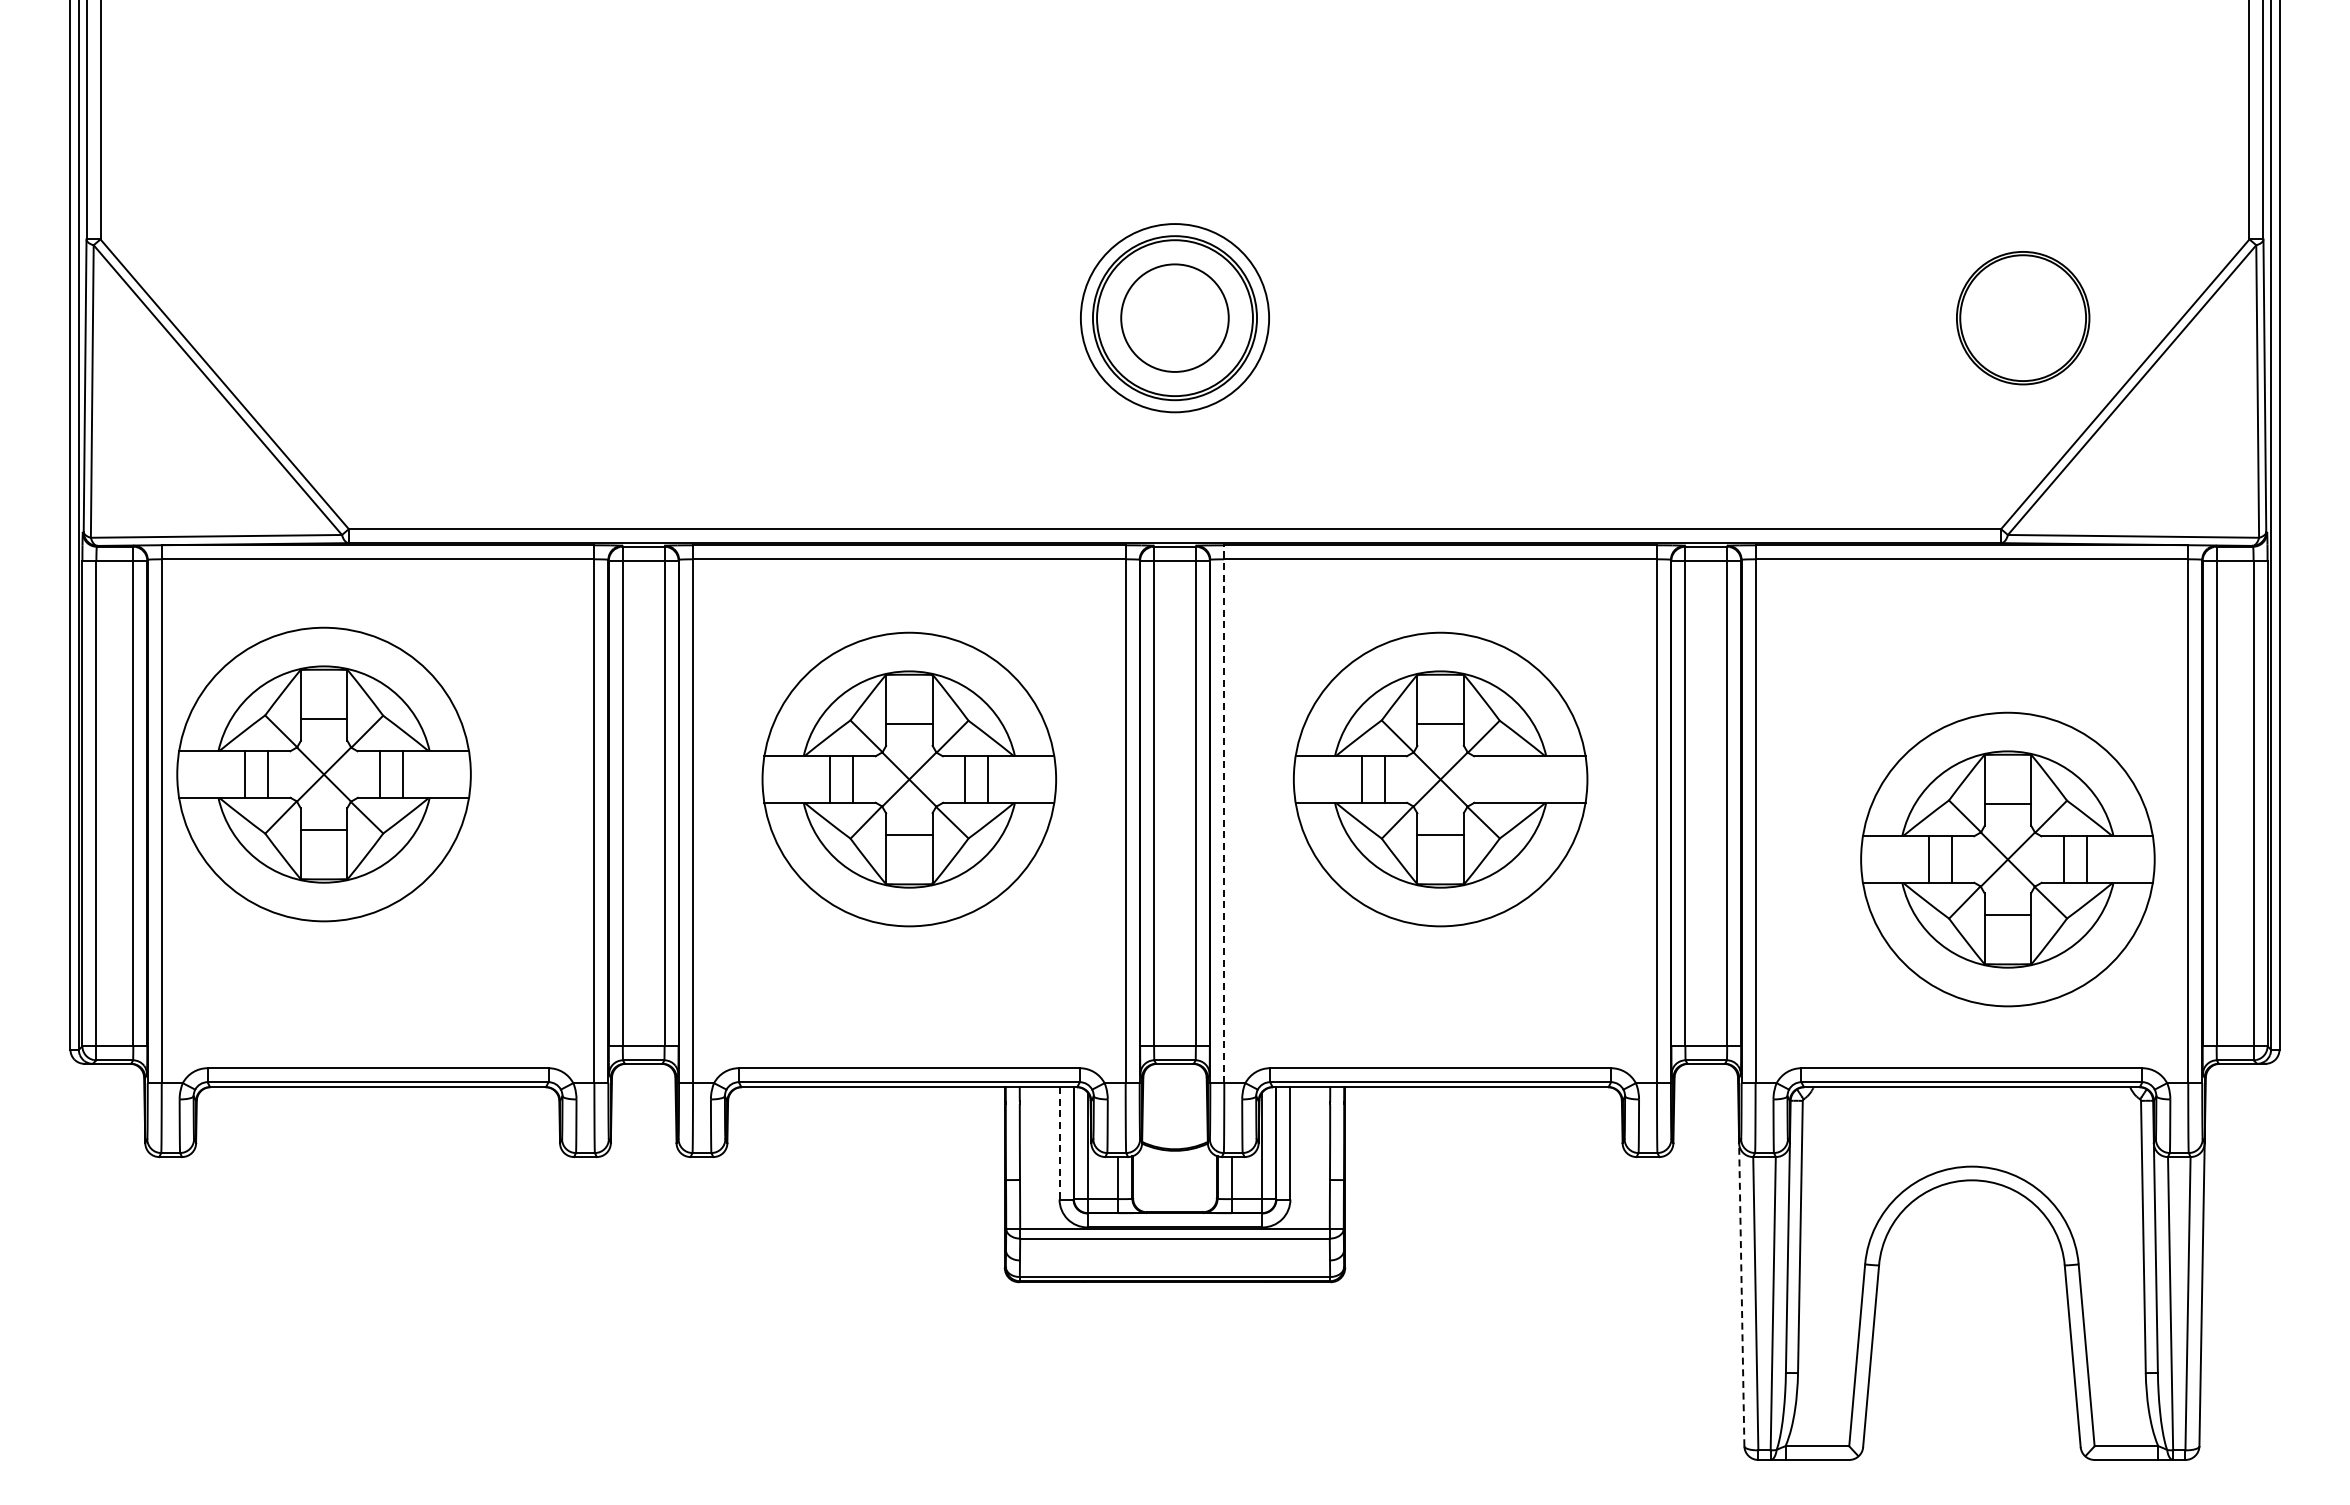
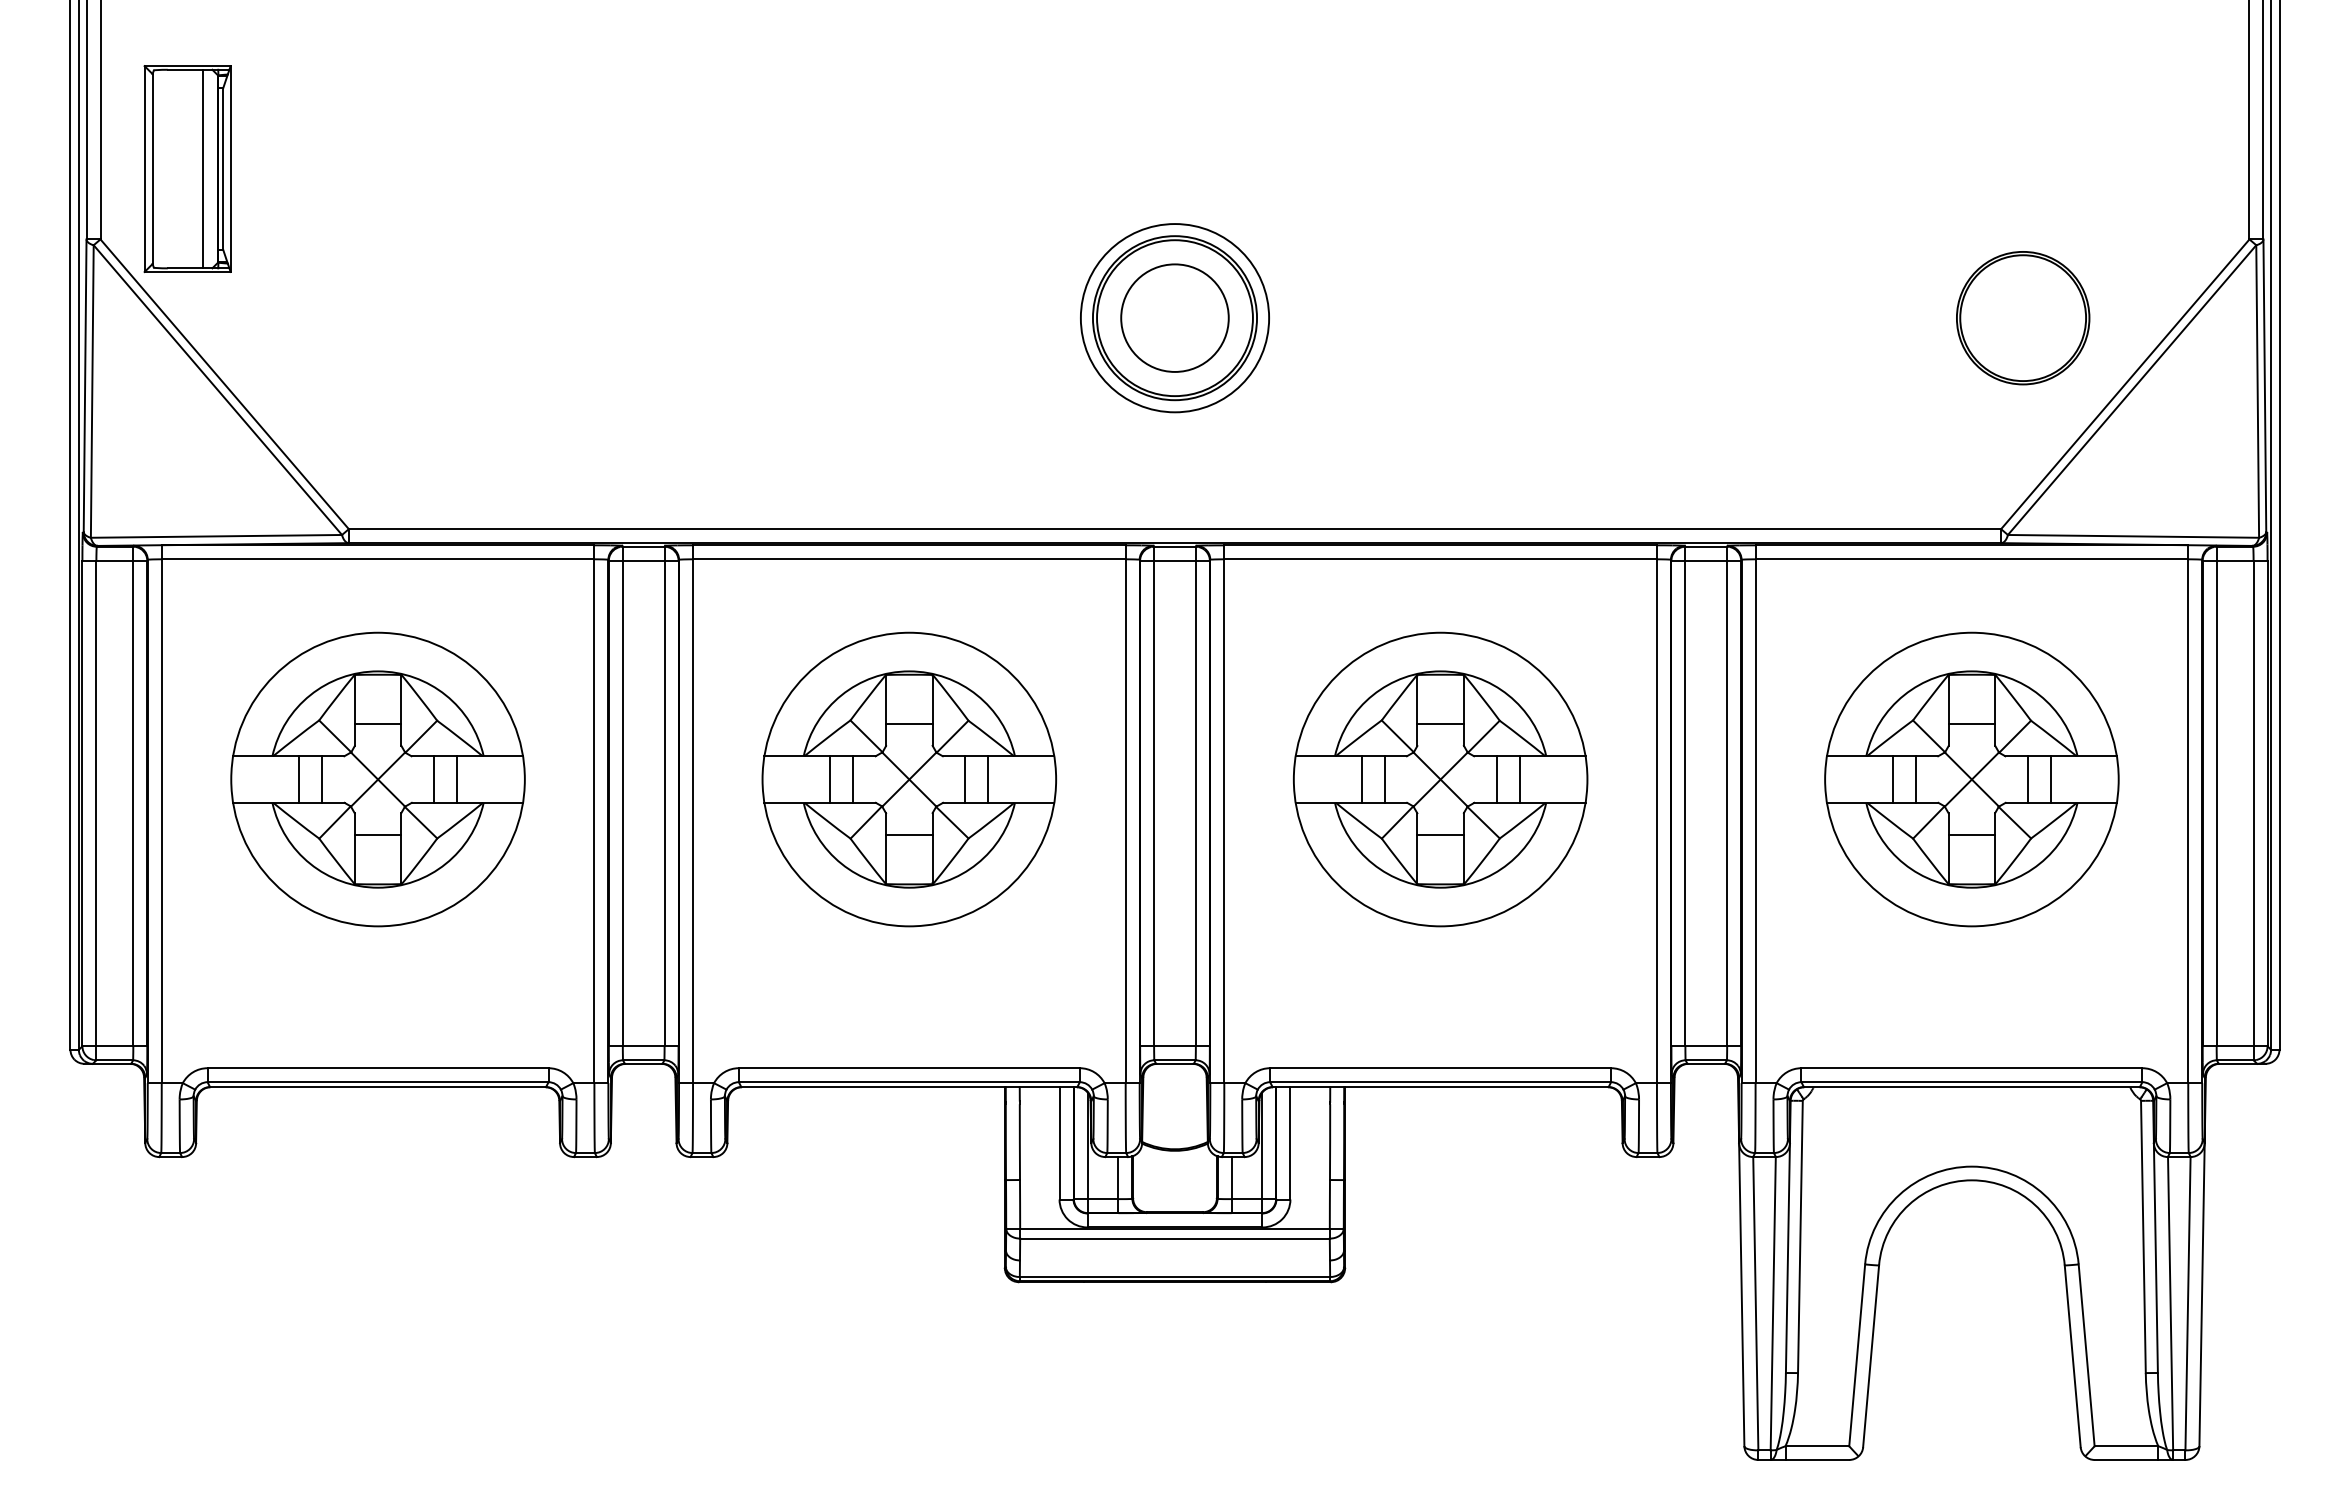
part: none -> present (187, 169)
part position: (323, 774) -> (377, 779) (377, 779)
line: none -> present (1496, 779)
line: none -> present (1519, 779)
line: dashed -> solid (1224, 814)
part position: (2007, 859) -> (1971, 779) (1971, 779)
line: dashed -> solid (1059, 1143)
line: dashed -> solid (1741, 1294)
